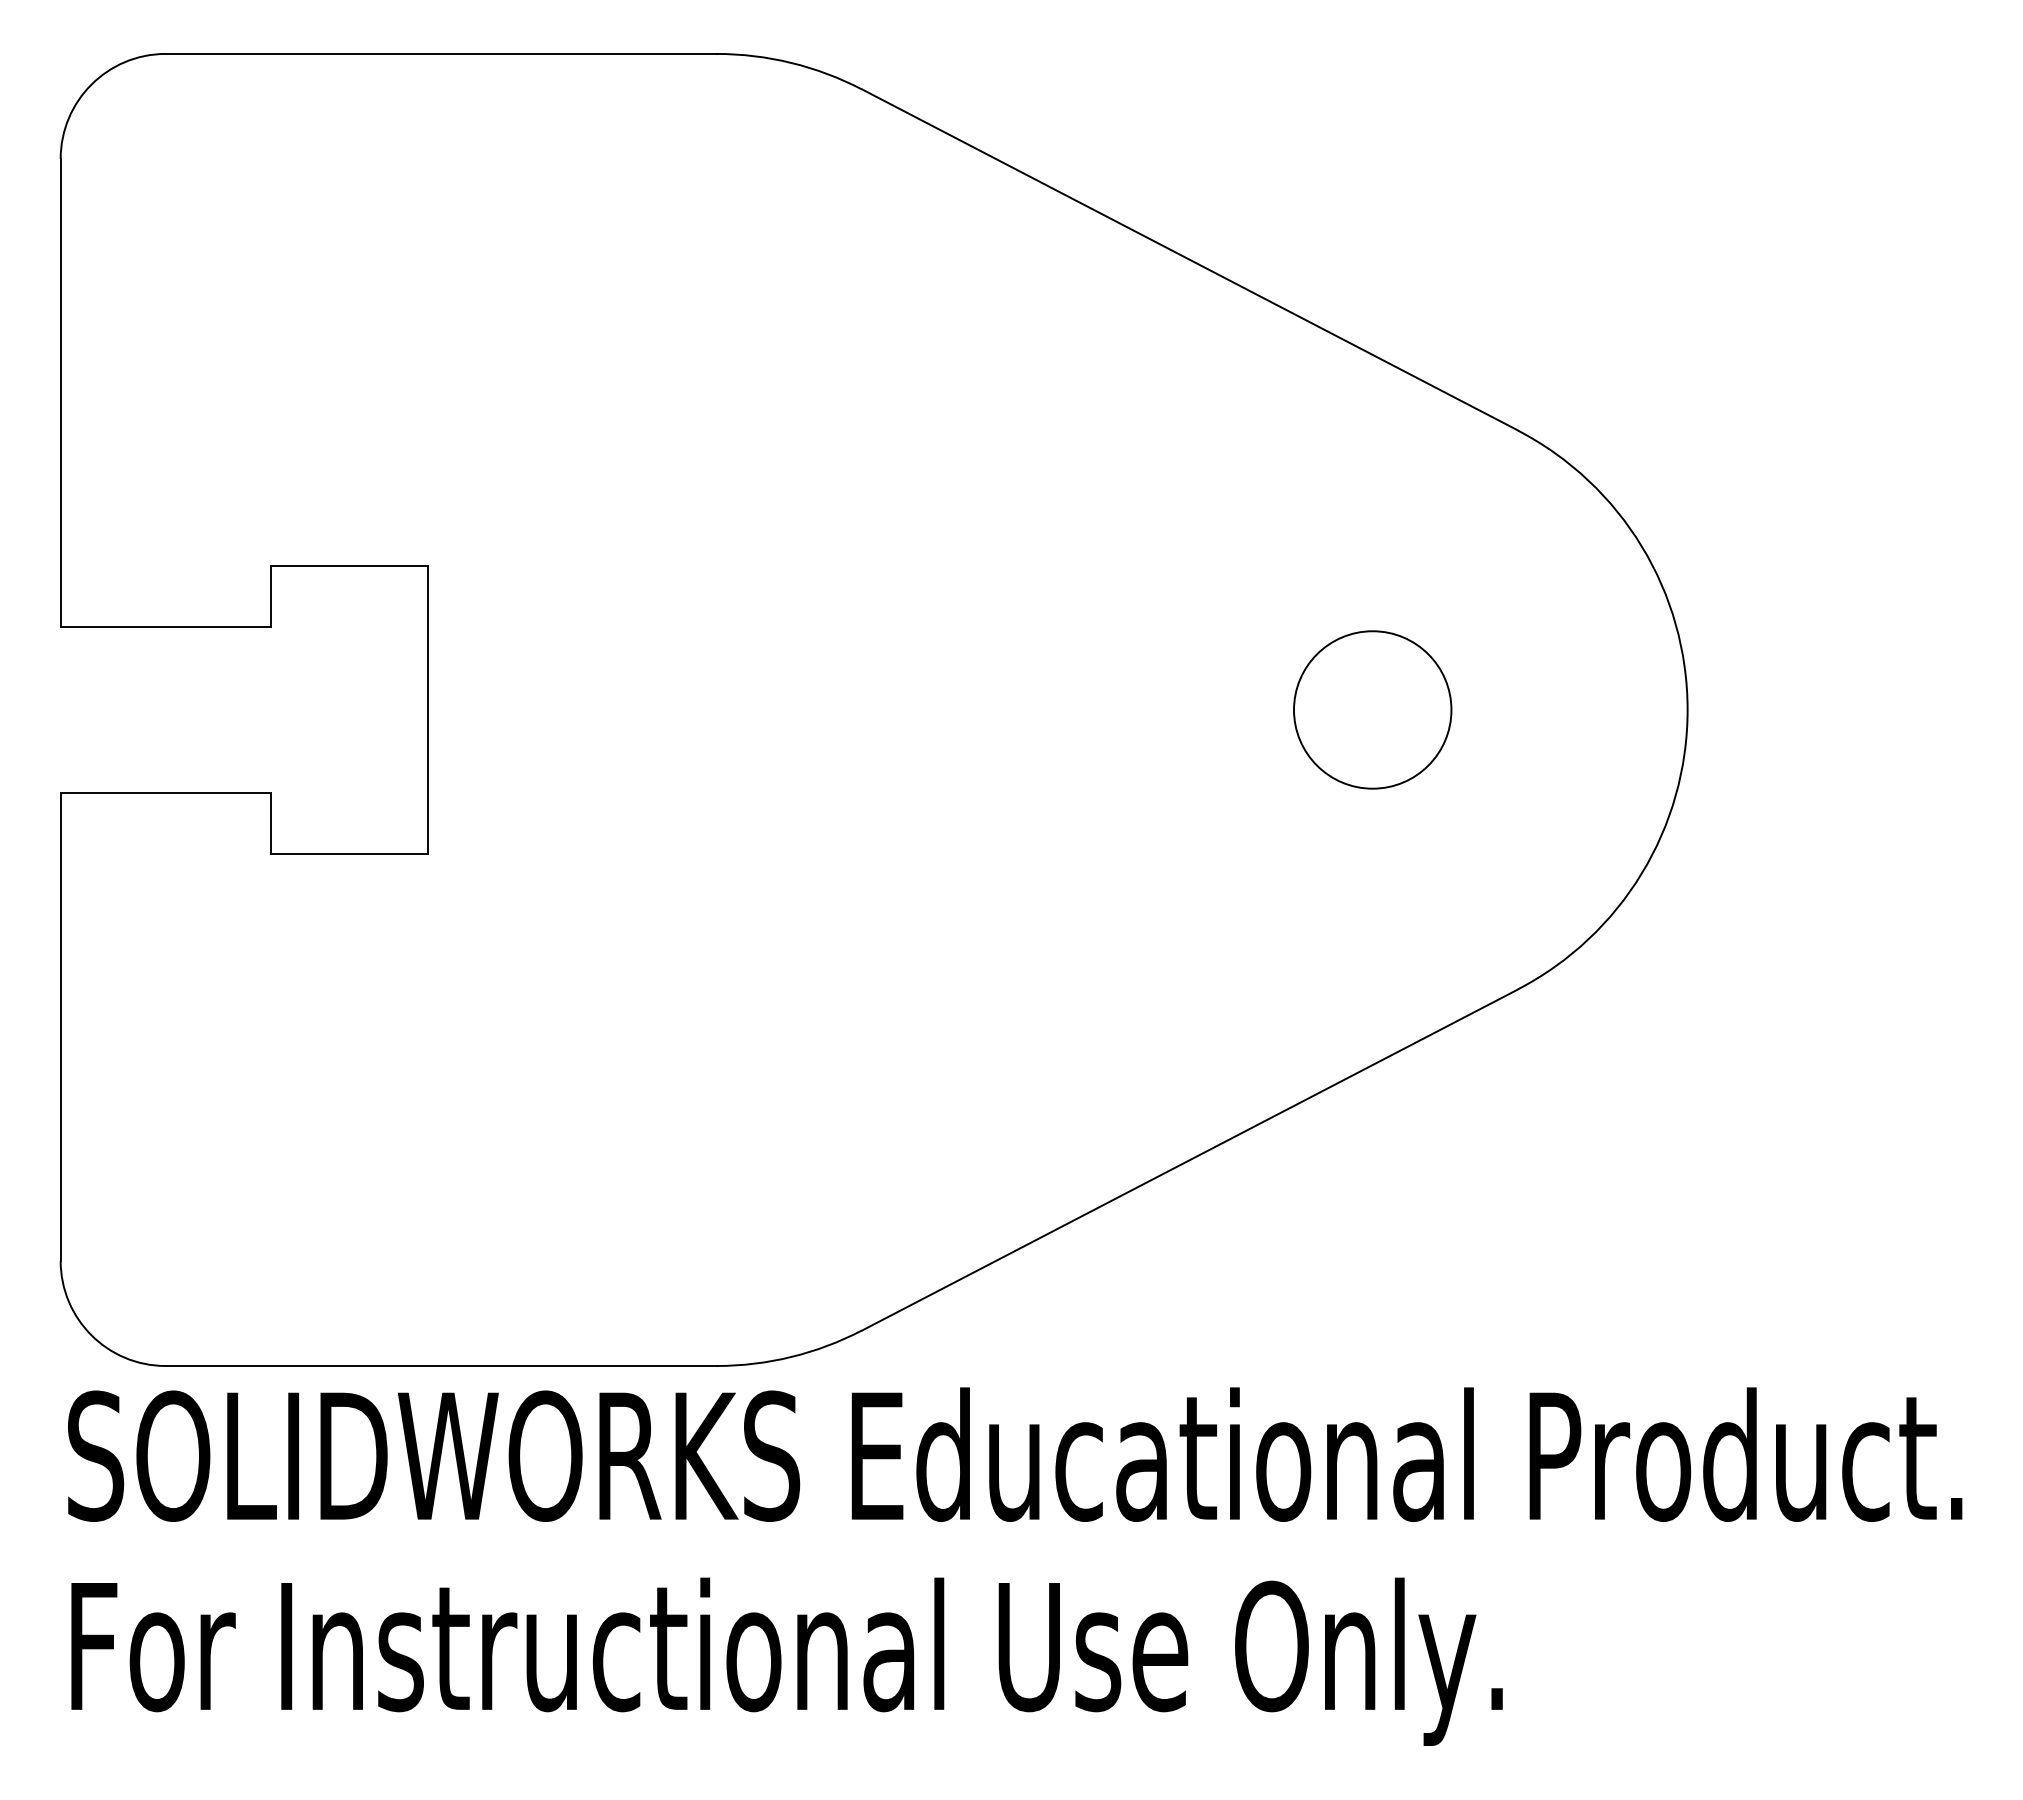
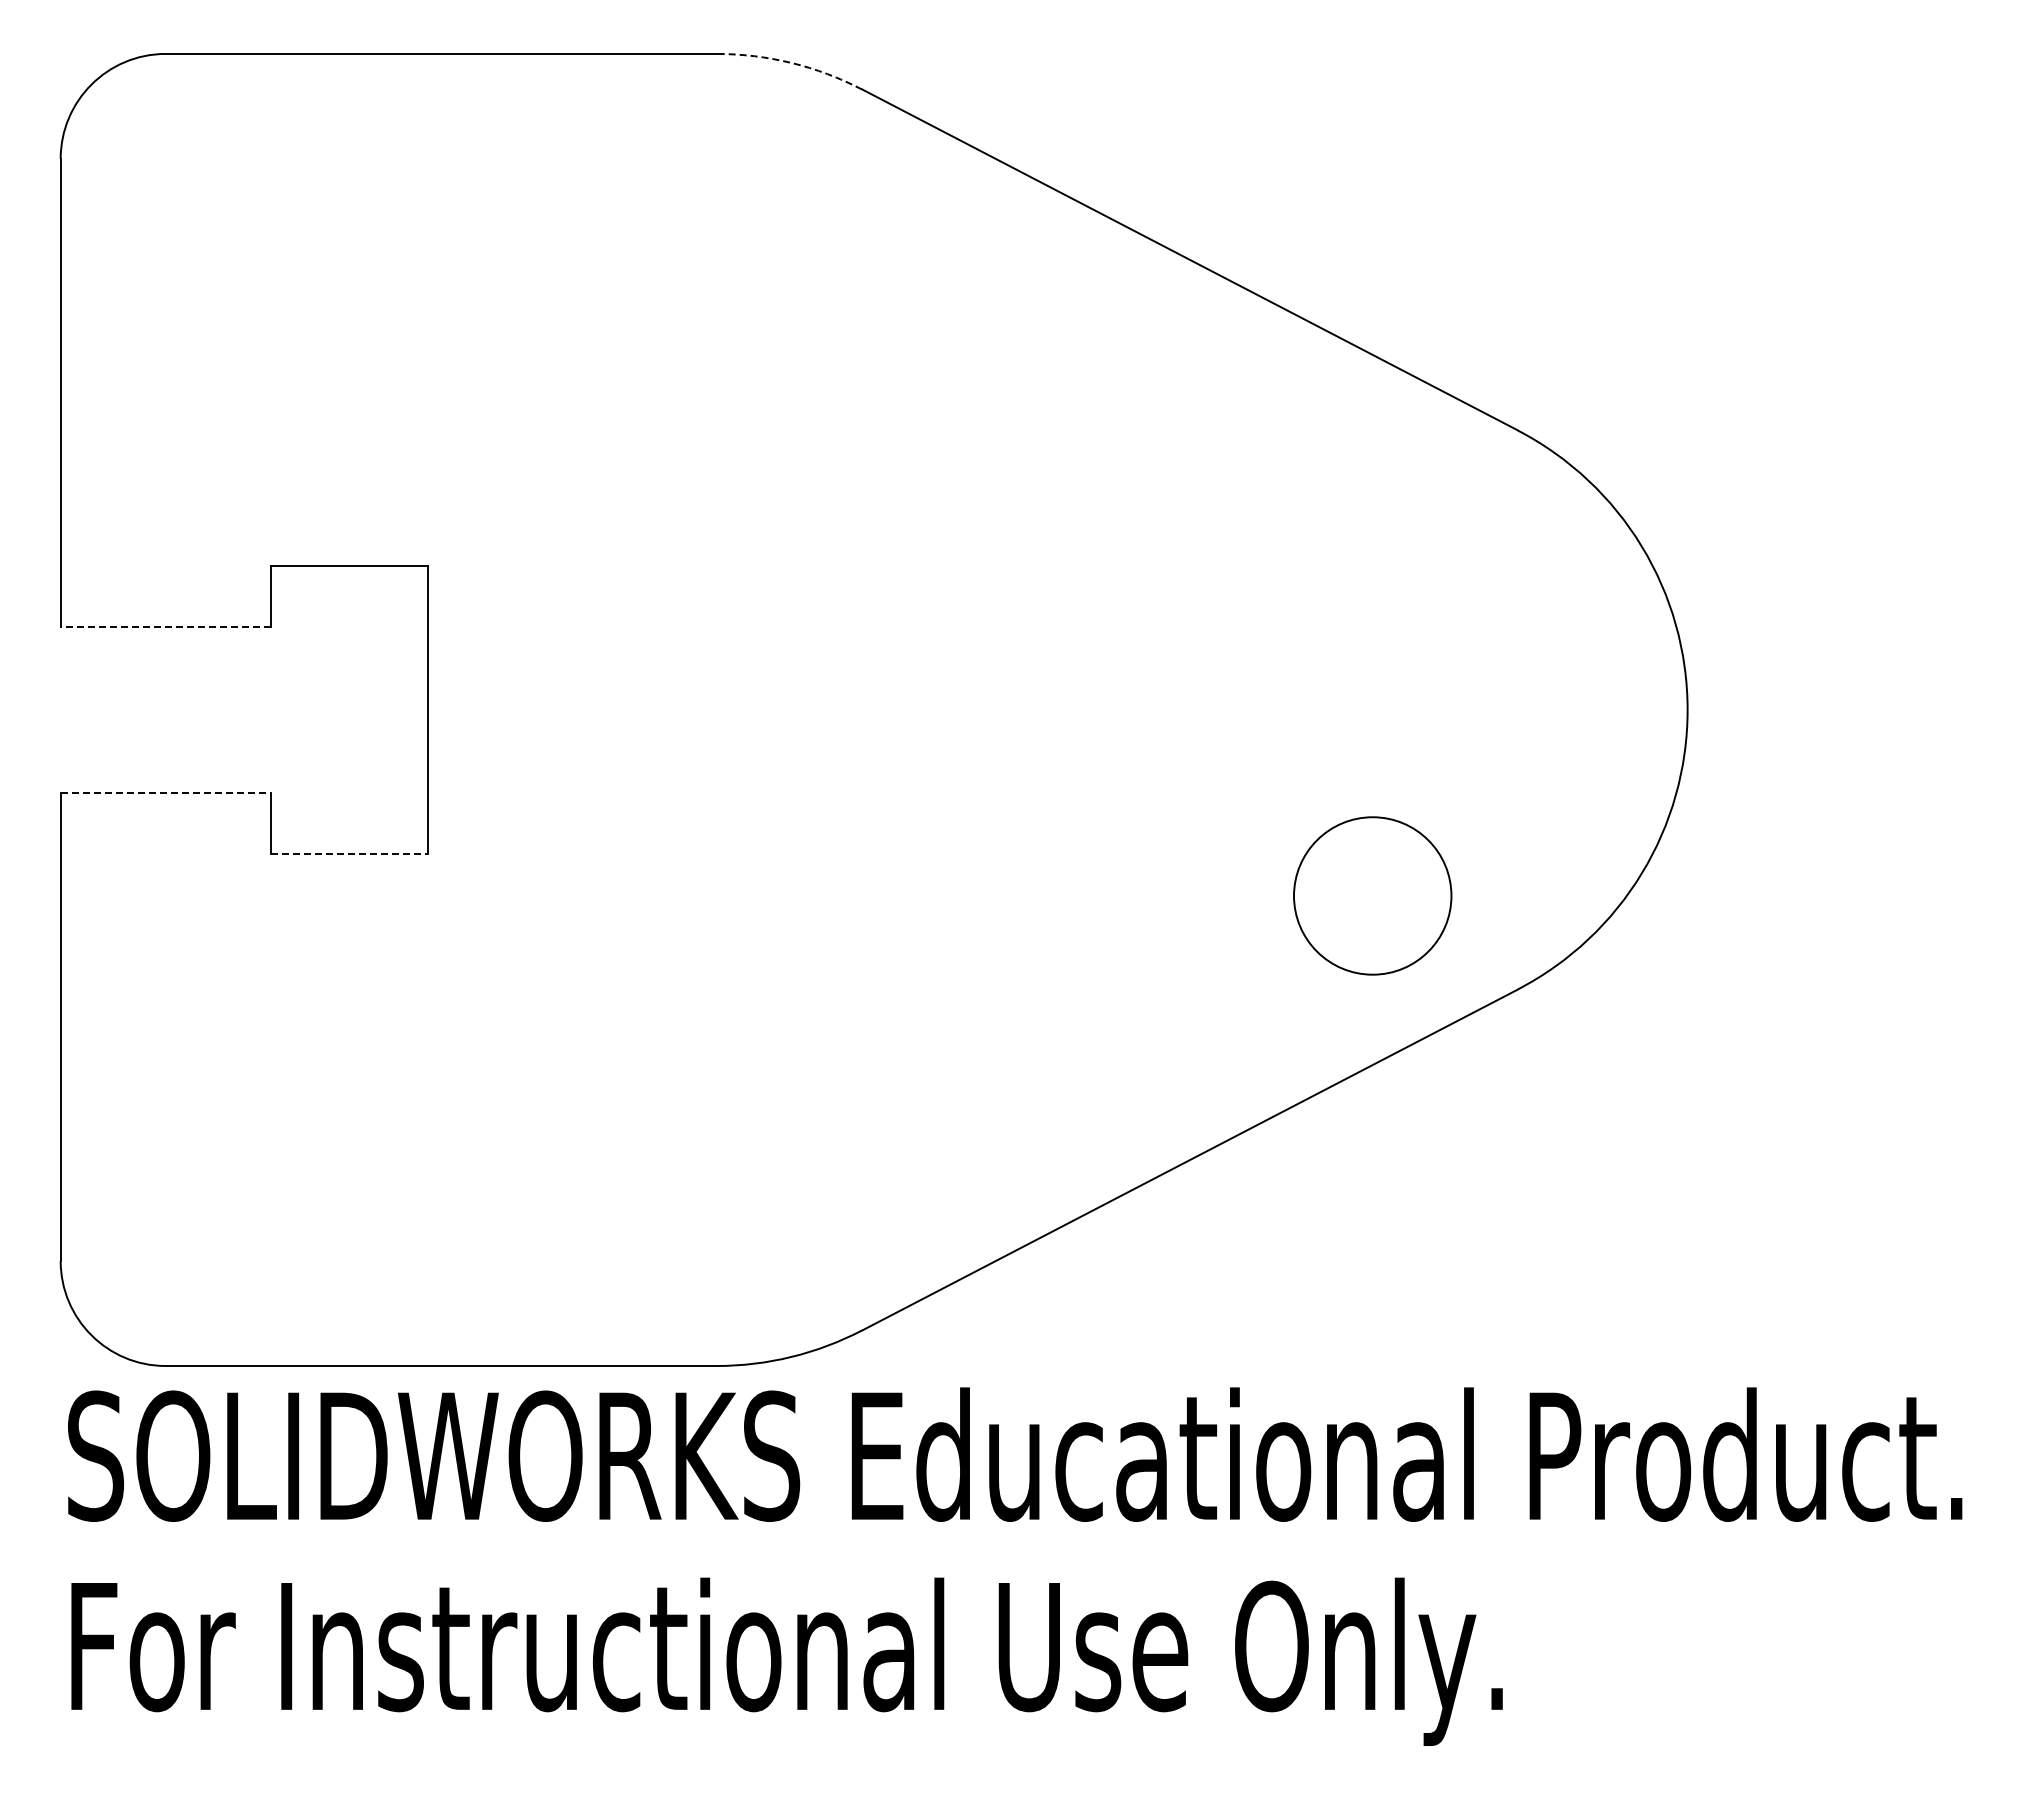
arc: solid -> dashed (791, 62)
line: solid -> dashed (165, 626)
circle position: (1372, 709) -> (1372, 895) (1372, 895)
line: solid -> dashed (165, 793)
line: solid -> dashed (349, 854)
